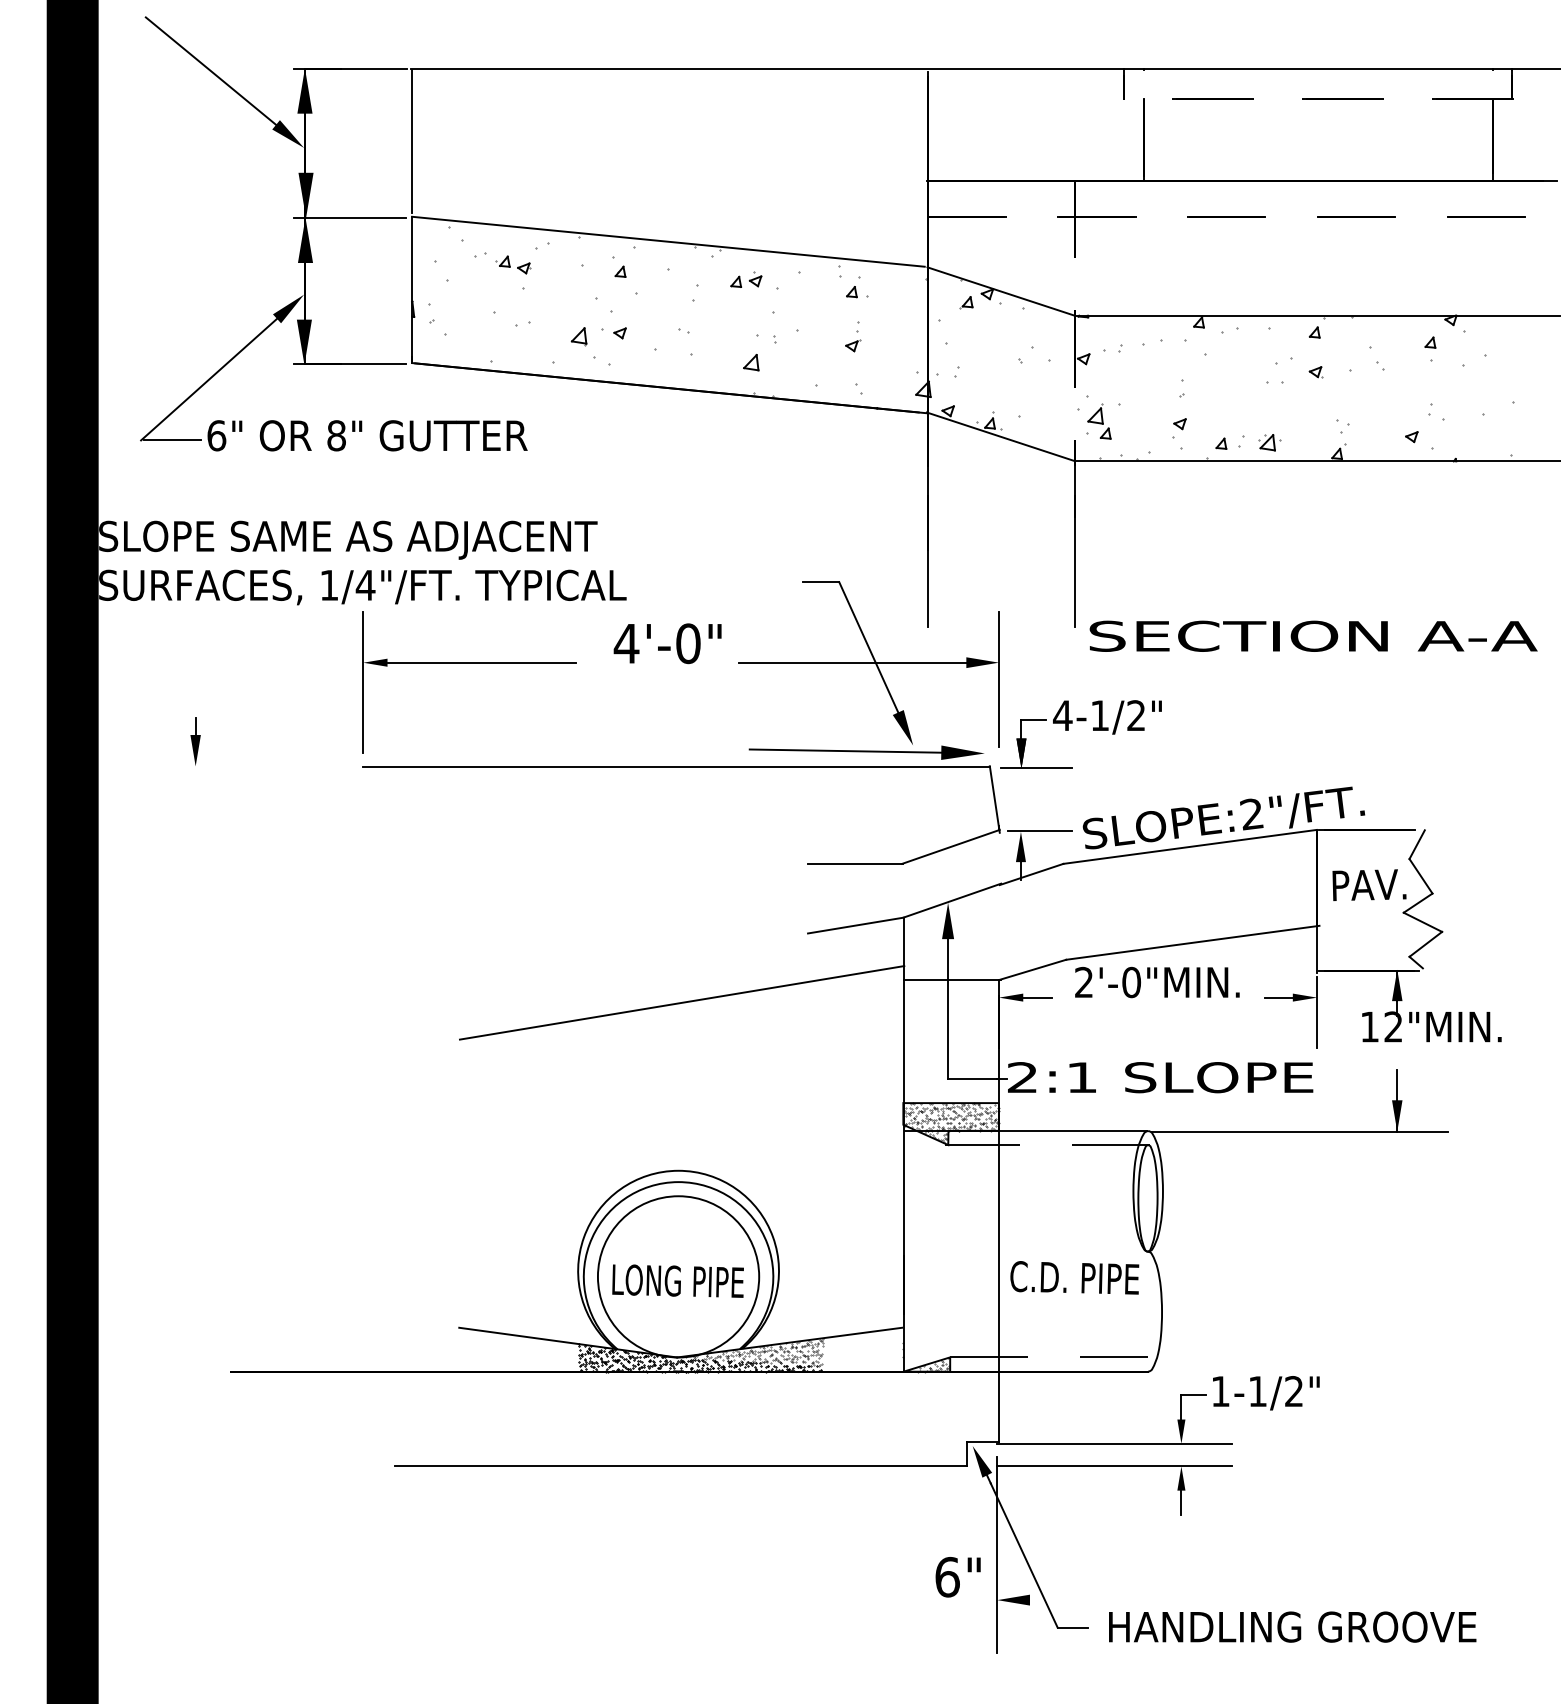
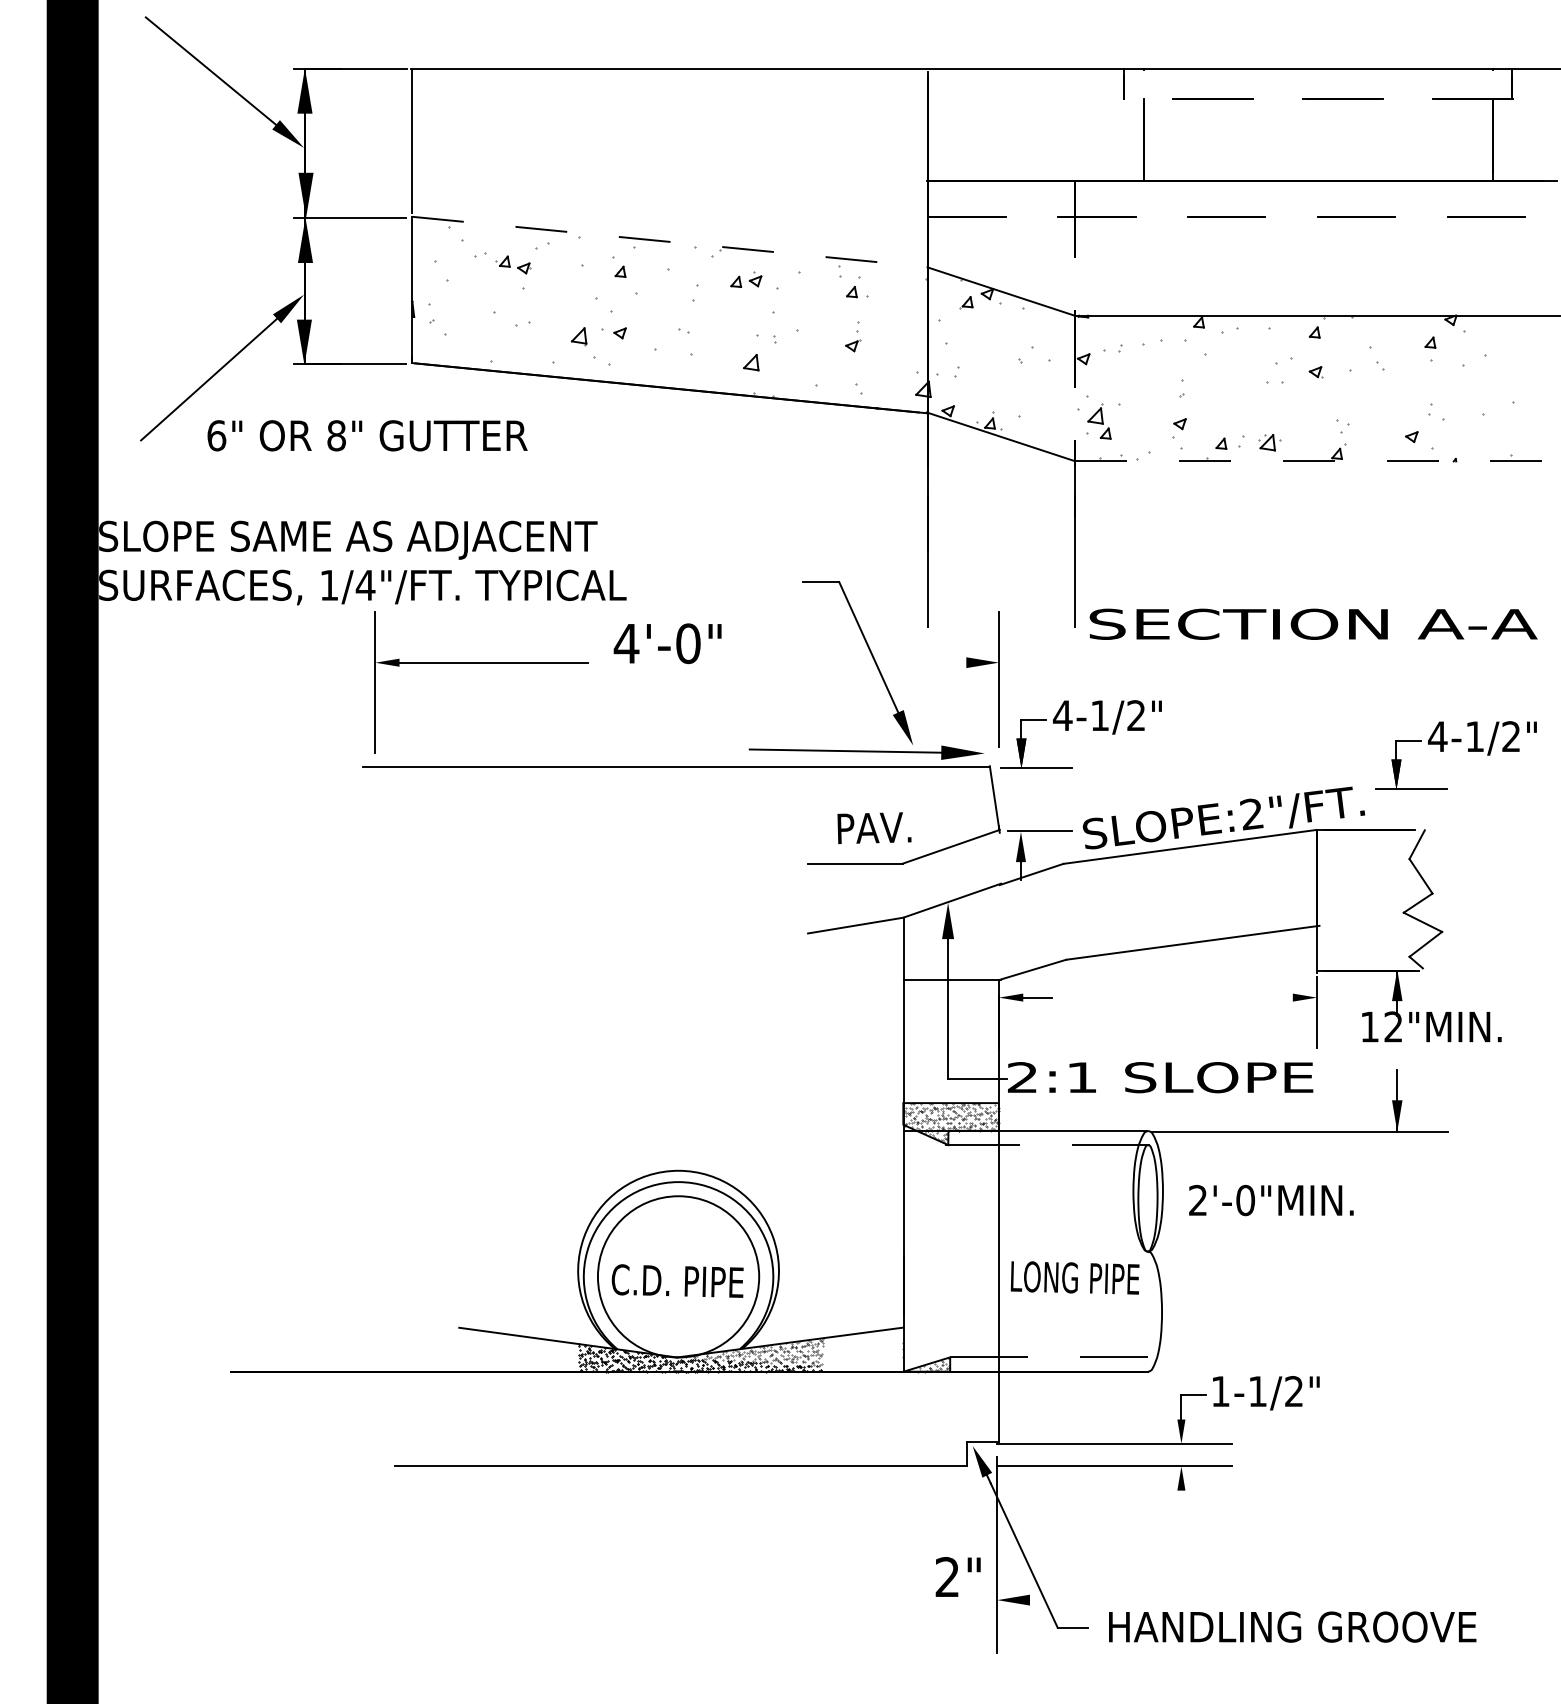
line: solid -> dashed (668, 241)
line: present -> none (172, 440)
line: solid -> dashed (1317, 461)
text position: (1313, 635) -> (1313, 623) (1313, 623)
line: present -> none (856, 662)
part position: (469, 663) -> (481, 663) (481, 663)
part: present -> none (195, 741)
part: none -> present (1443, 751)
text position: (1369, 884) -> (874, 827) (874, 827)
text position: (1157, 982) -> (1271, 1200) (1271, 1200)
line: present -> none (1278, 997)
line: present -> none (681, 1002)
text: C.D. PIPE -> LONG PIPE (1074, 1277)
text: LONG PIPE -> C.D. PIPE (677, 1280)
line: present -> none (1181, 1502)
text: 6" -> 2" (947, 1577)
